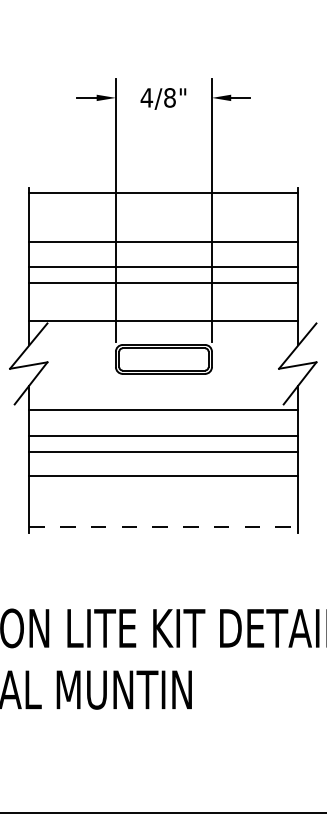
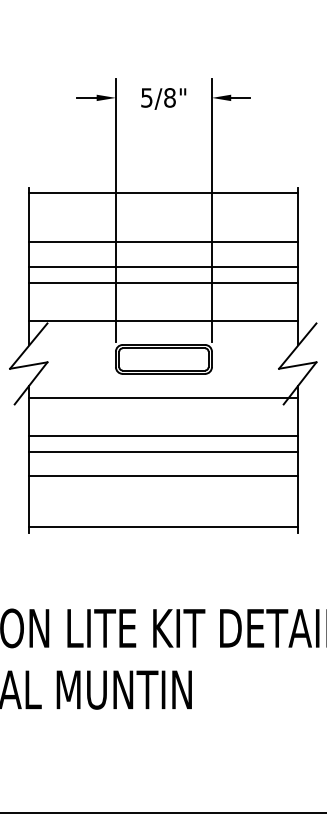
text: 4/8" -> 5/8" (146, 97)
line position: (163, 409) -> (163, 397) (163, 397)
line: dashed -> solid (164, 526)
